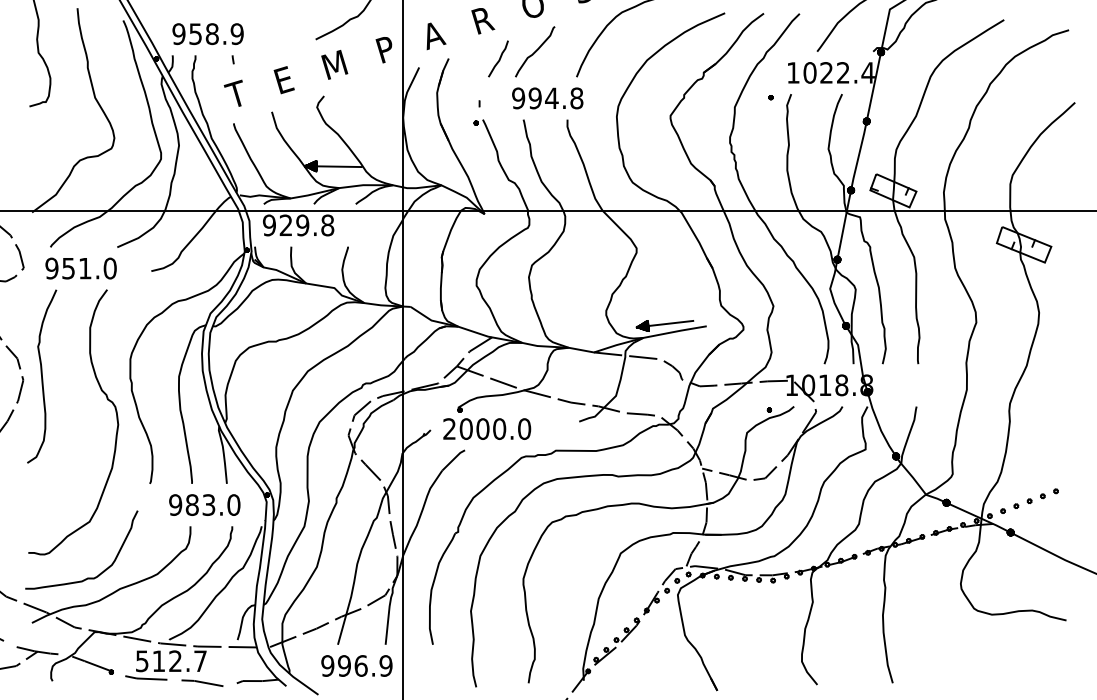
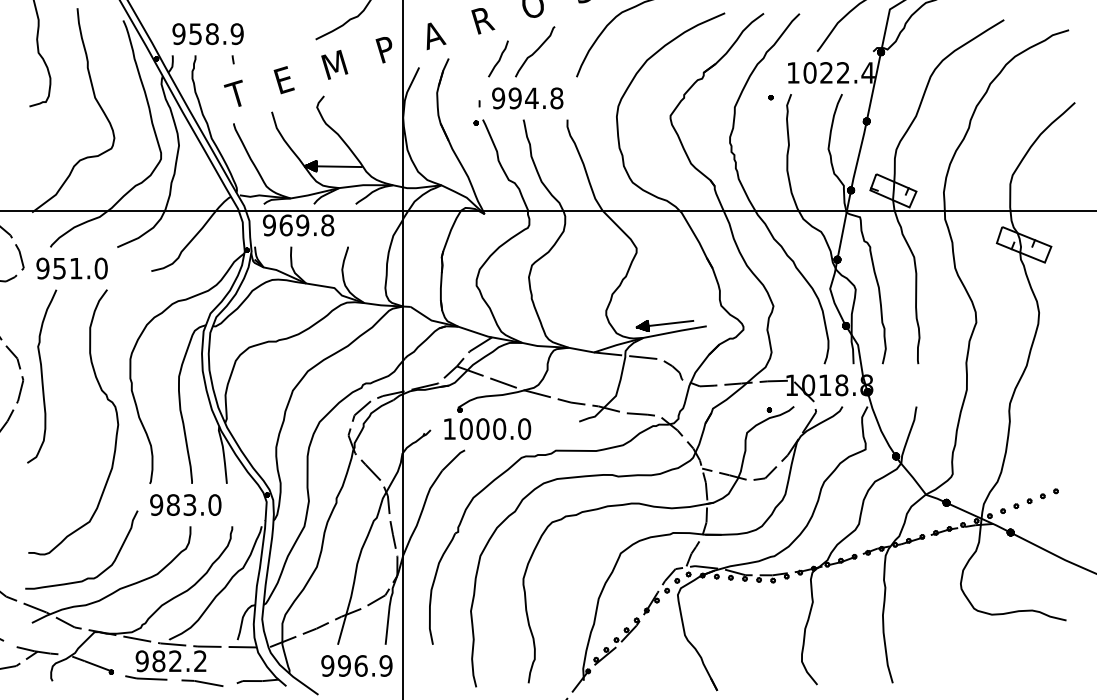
text position: (547, 98) -> (527, 98) (527, 98)
text: 929.8 -> 969.8 (285, 225)
text position: (80, 268) -> (71, 268) (71, 268)
text: 2000.0 -> 1000.0 (449, 428)
text position: (204, 504) -> (185, 504) (185, 504)
text: 512.7 -> 982.2 (170, 661)
